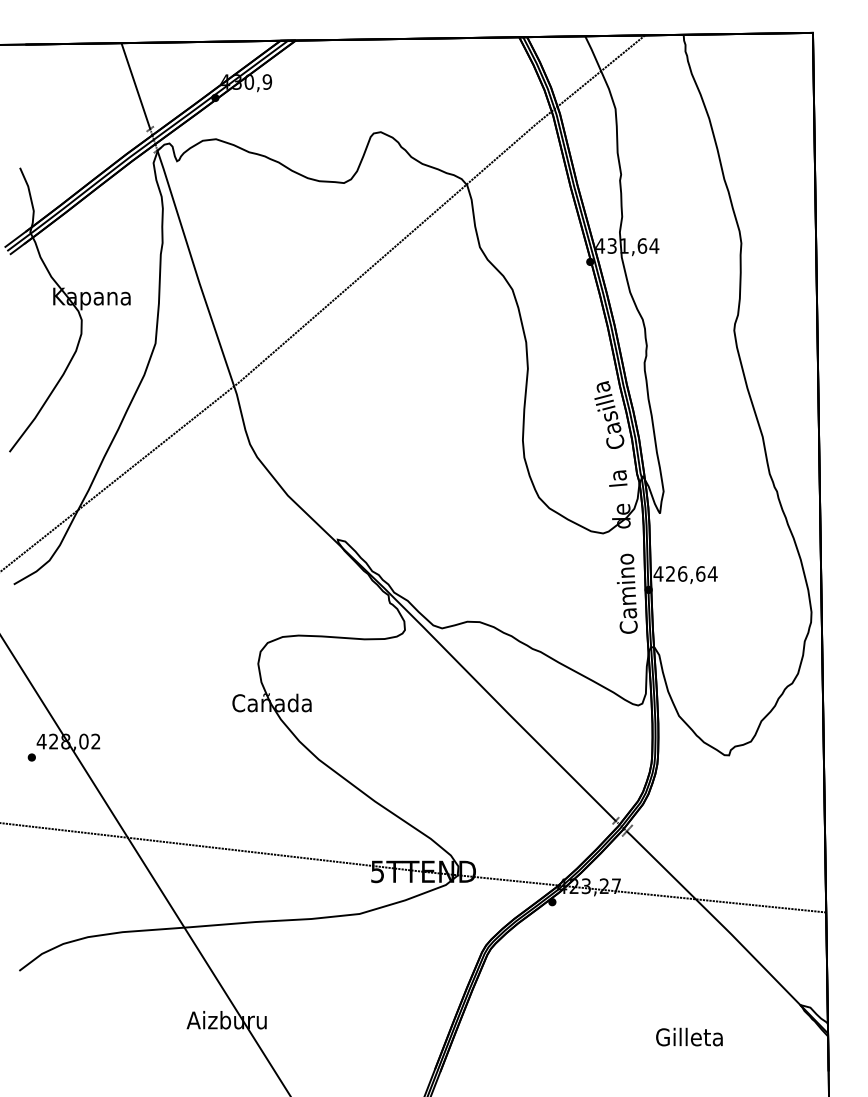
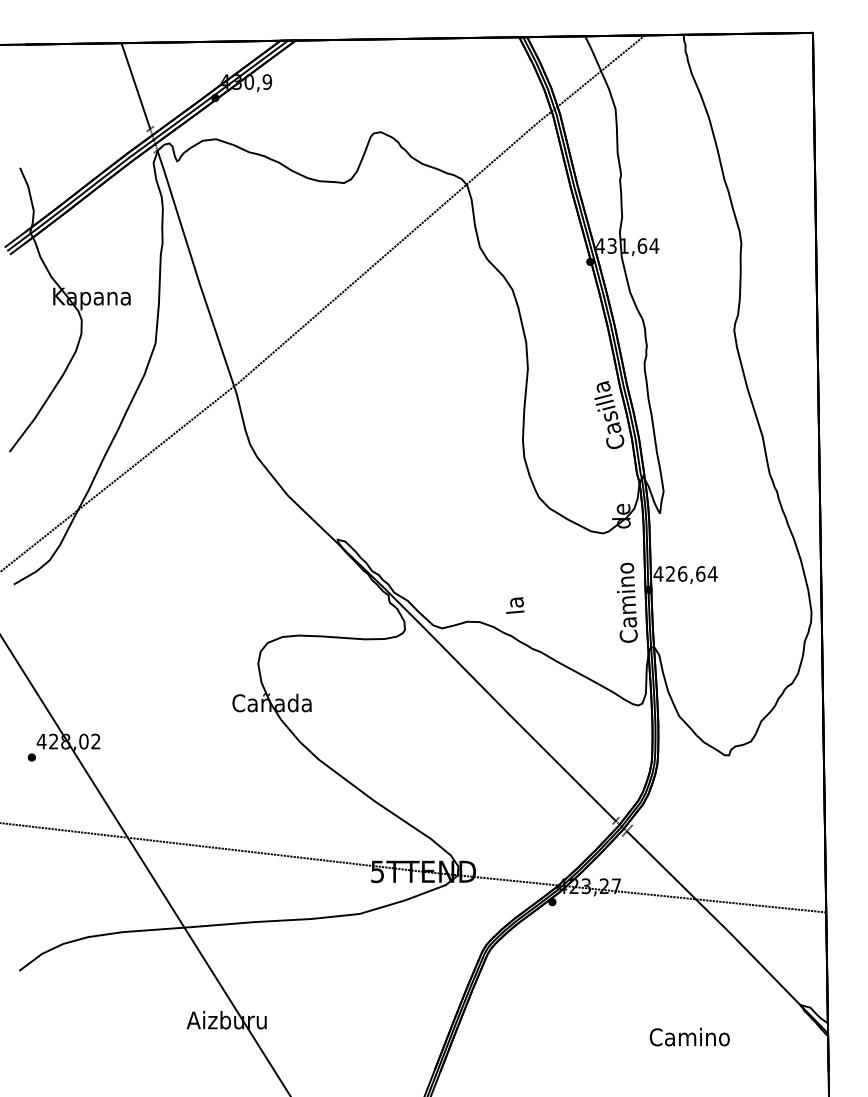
text position: (618, 478) -> (515, 605) (515, 605)
text position: (627, 593) -> (627, 602) (627, 602)
text: Gilleta -> Camino (689, 1036)
